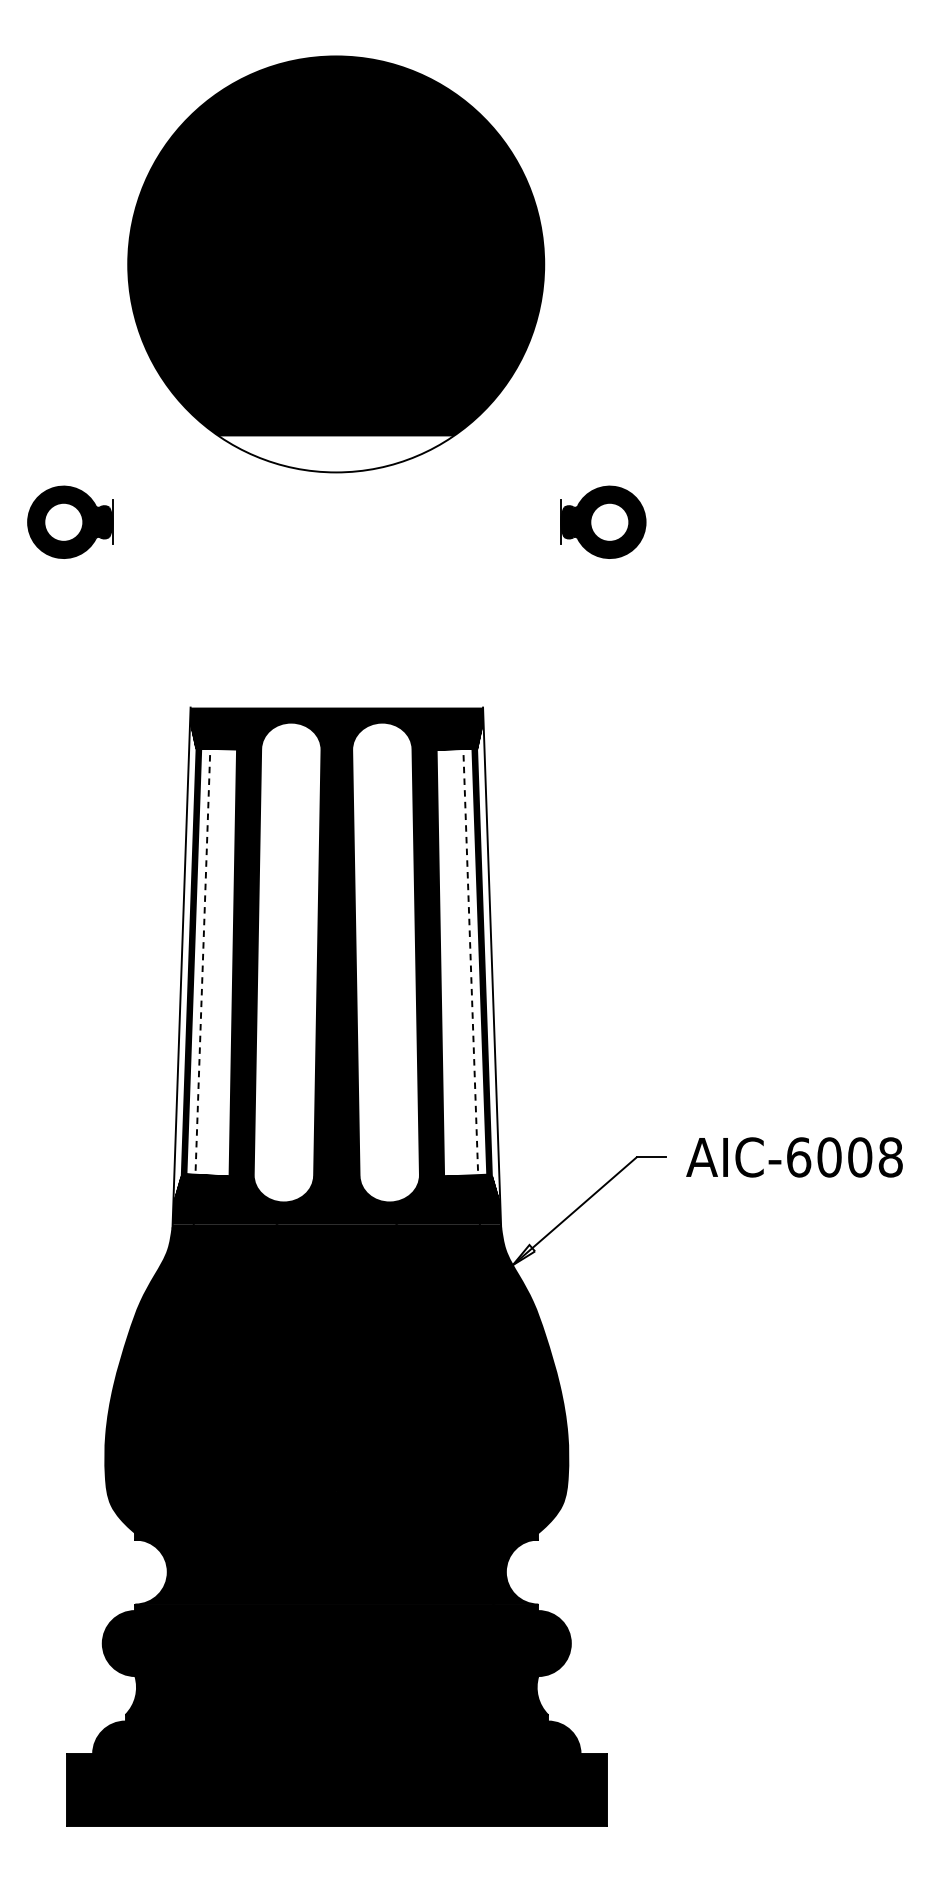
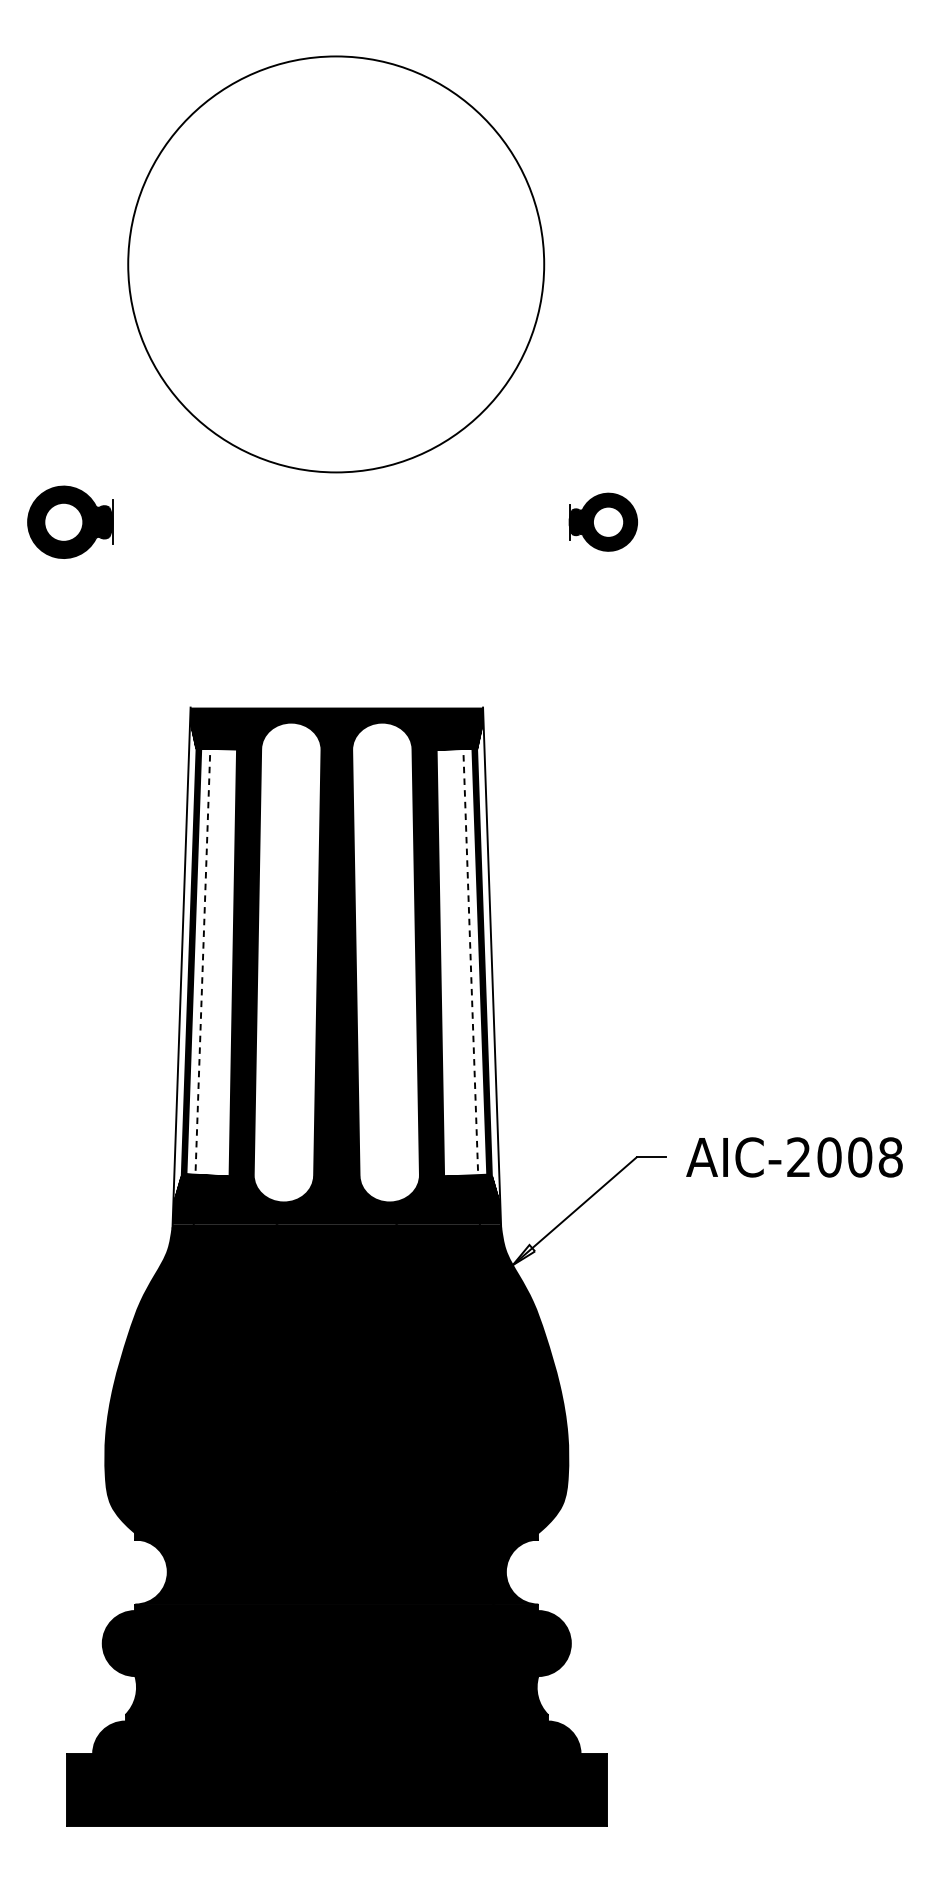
fill: present -> none (336, 246)
part size: 87x74 px -> 70x60 px (602, 521)
text: AIC-6008 -> AIC-2008 (799, 1157)
